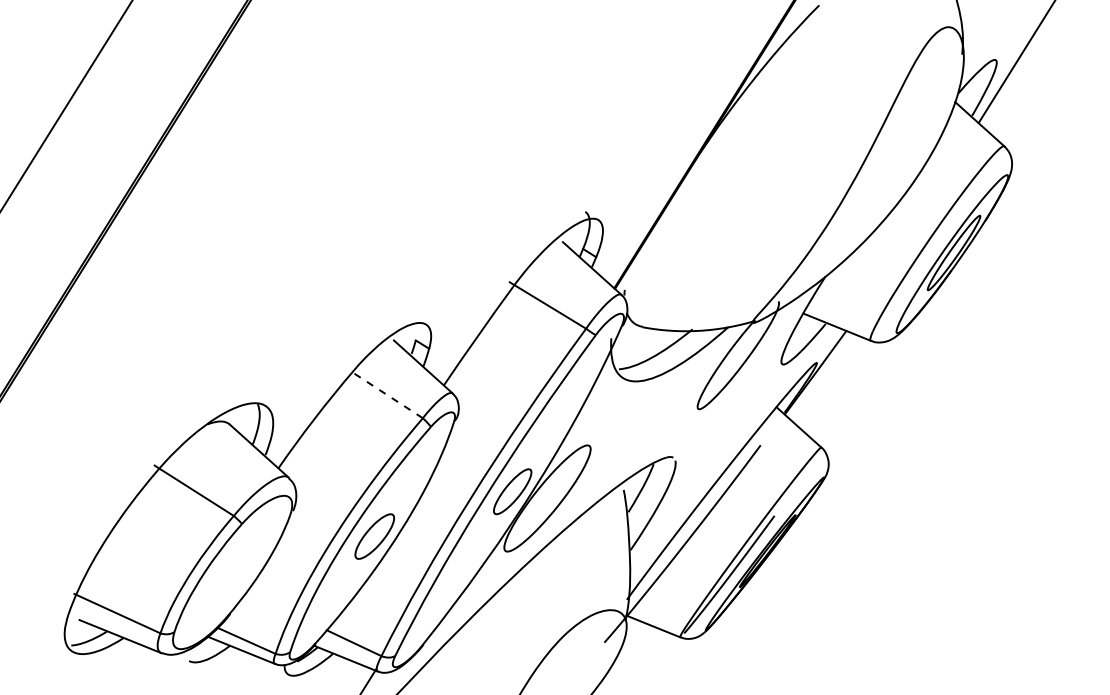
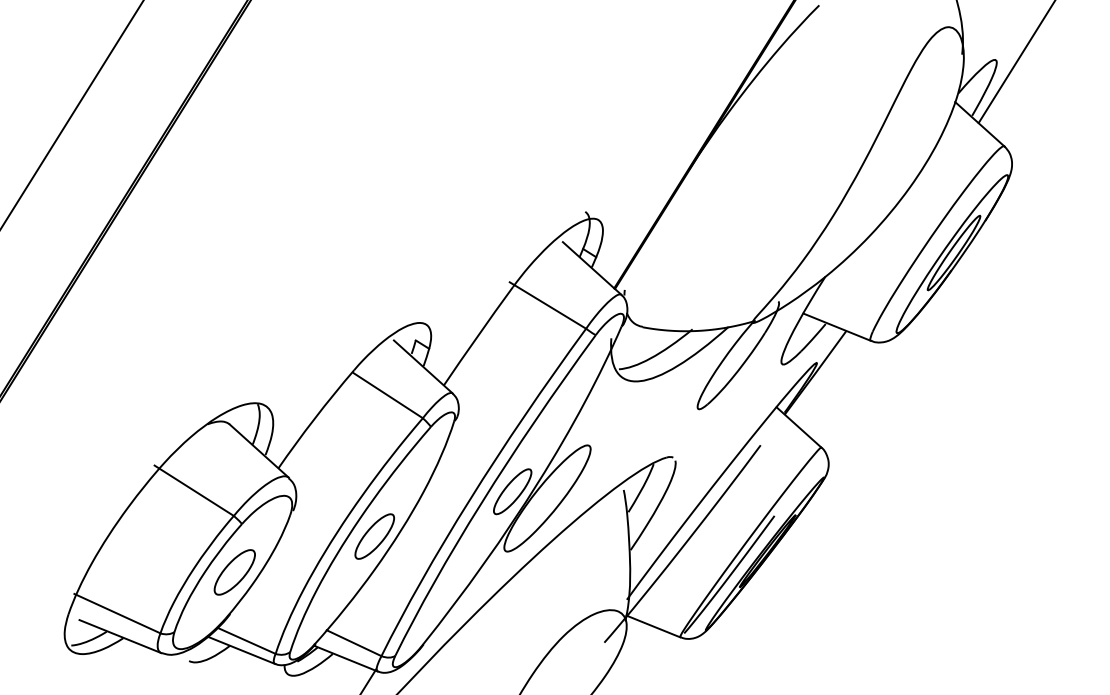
line position: (66, 105) -> (72, 114) (72, 114)
line: dashed -> solid (387, 395)
part: none -> present (234, 572)
